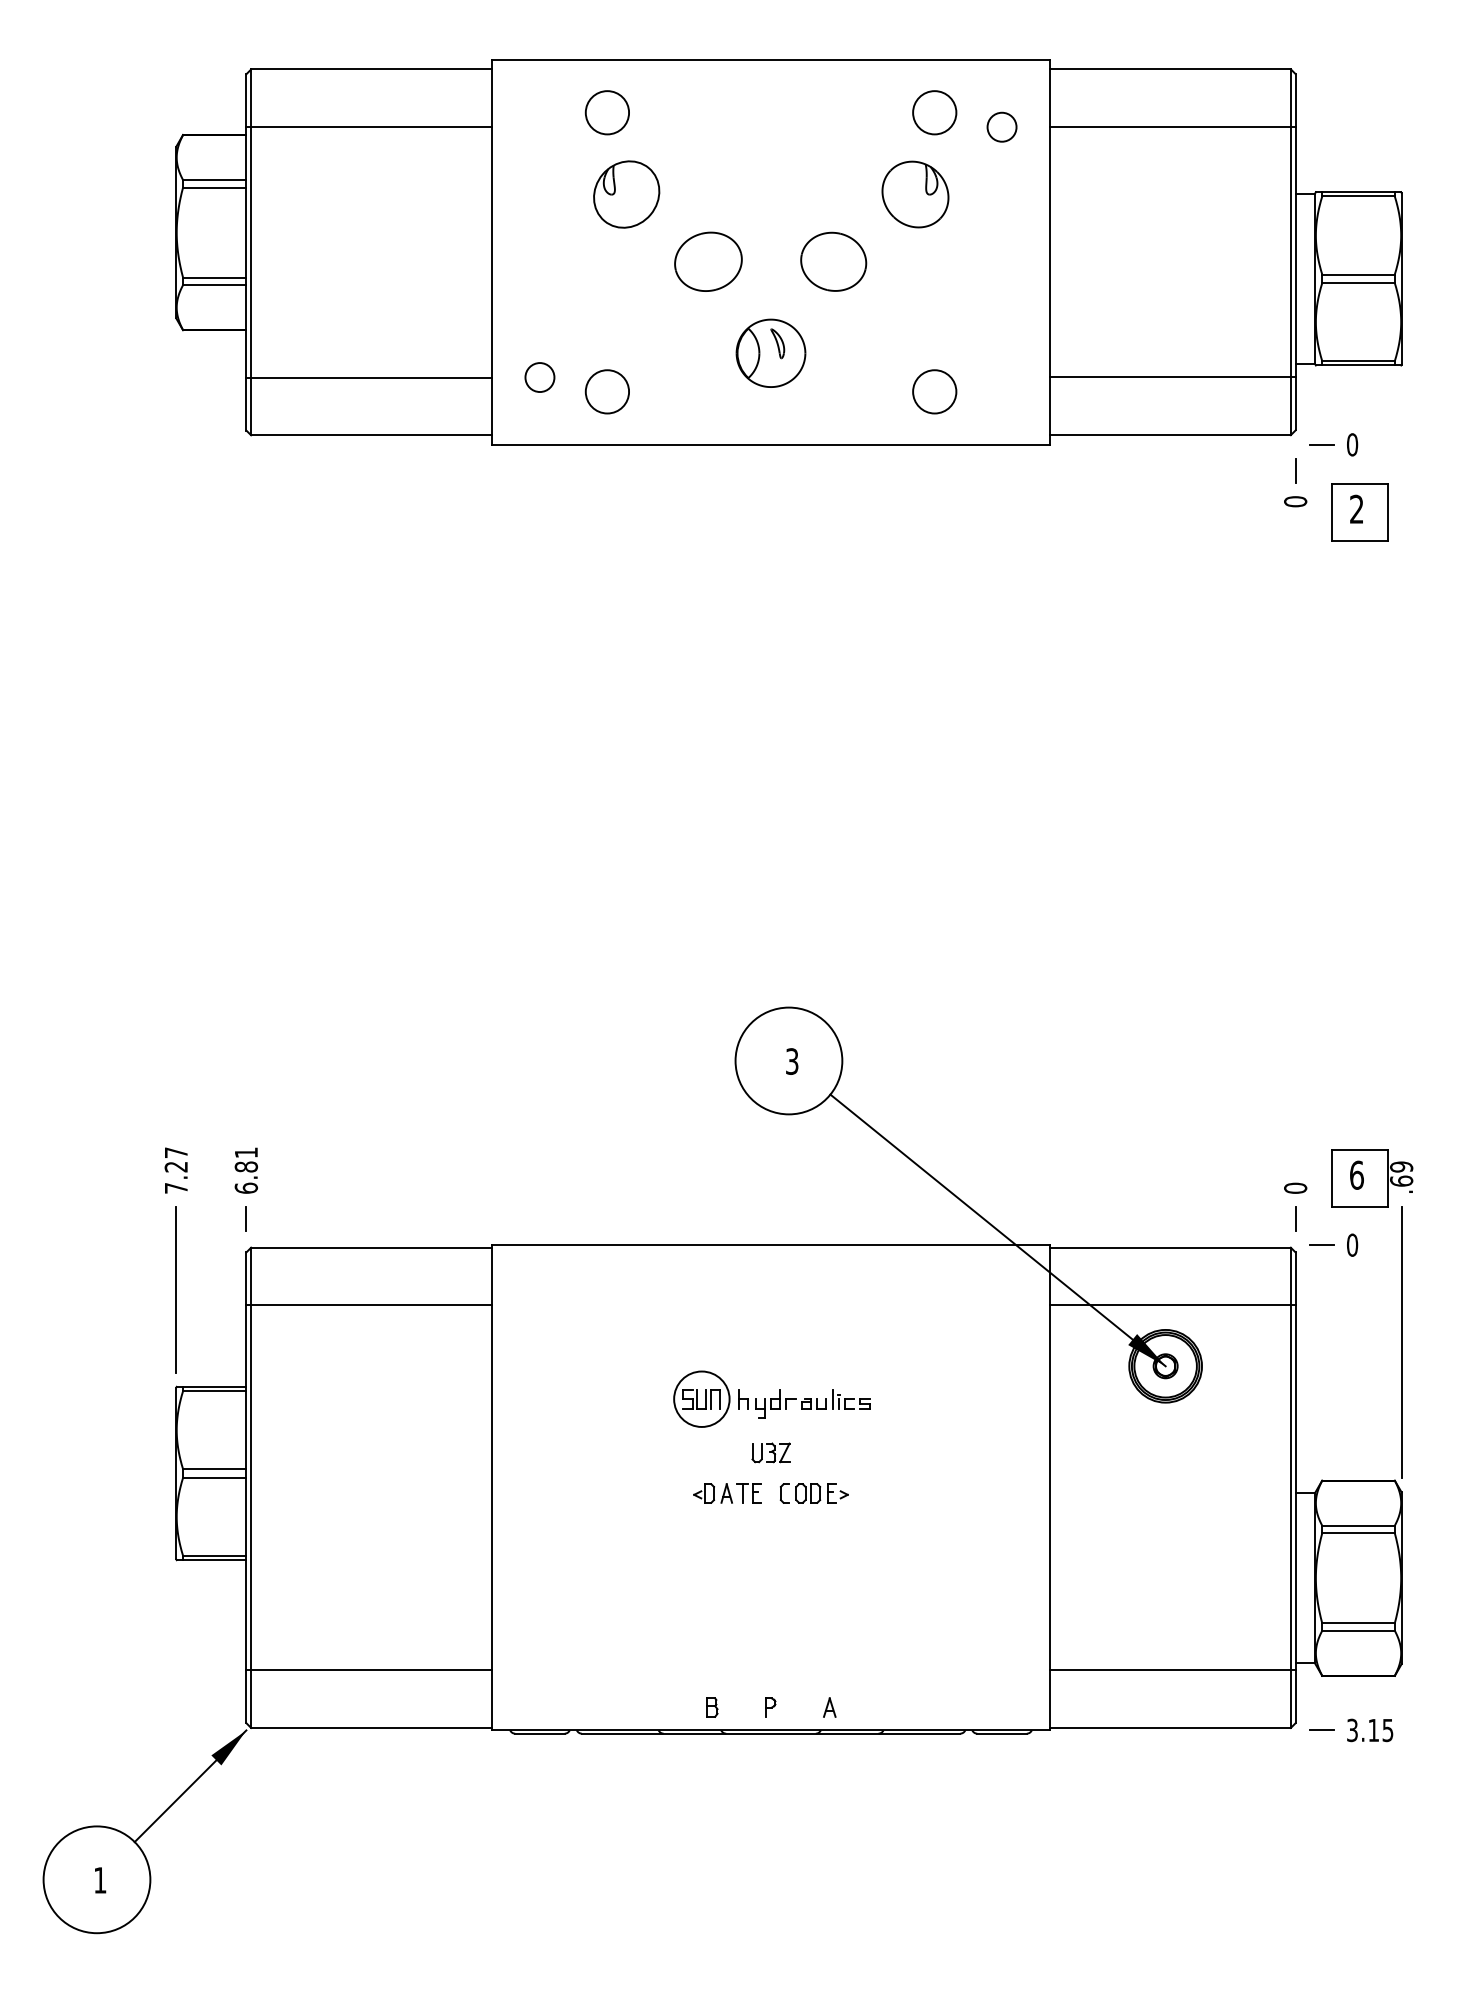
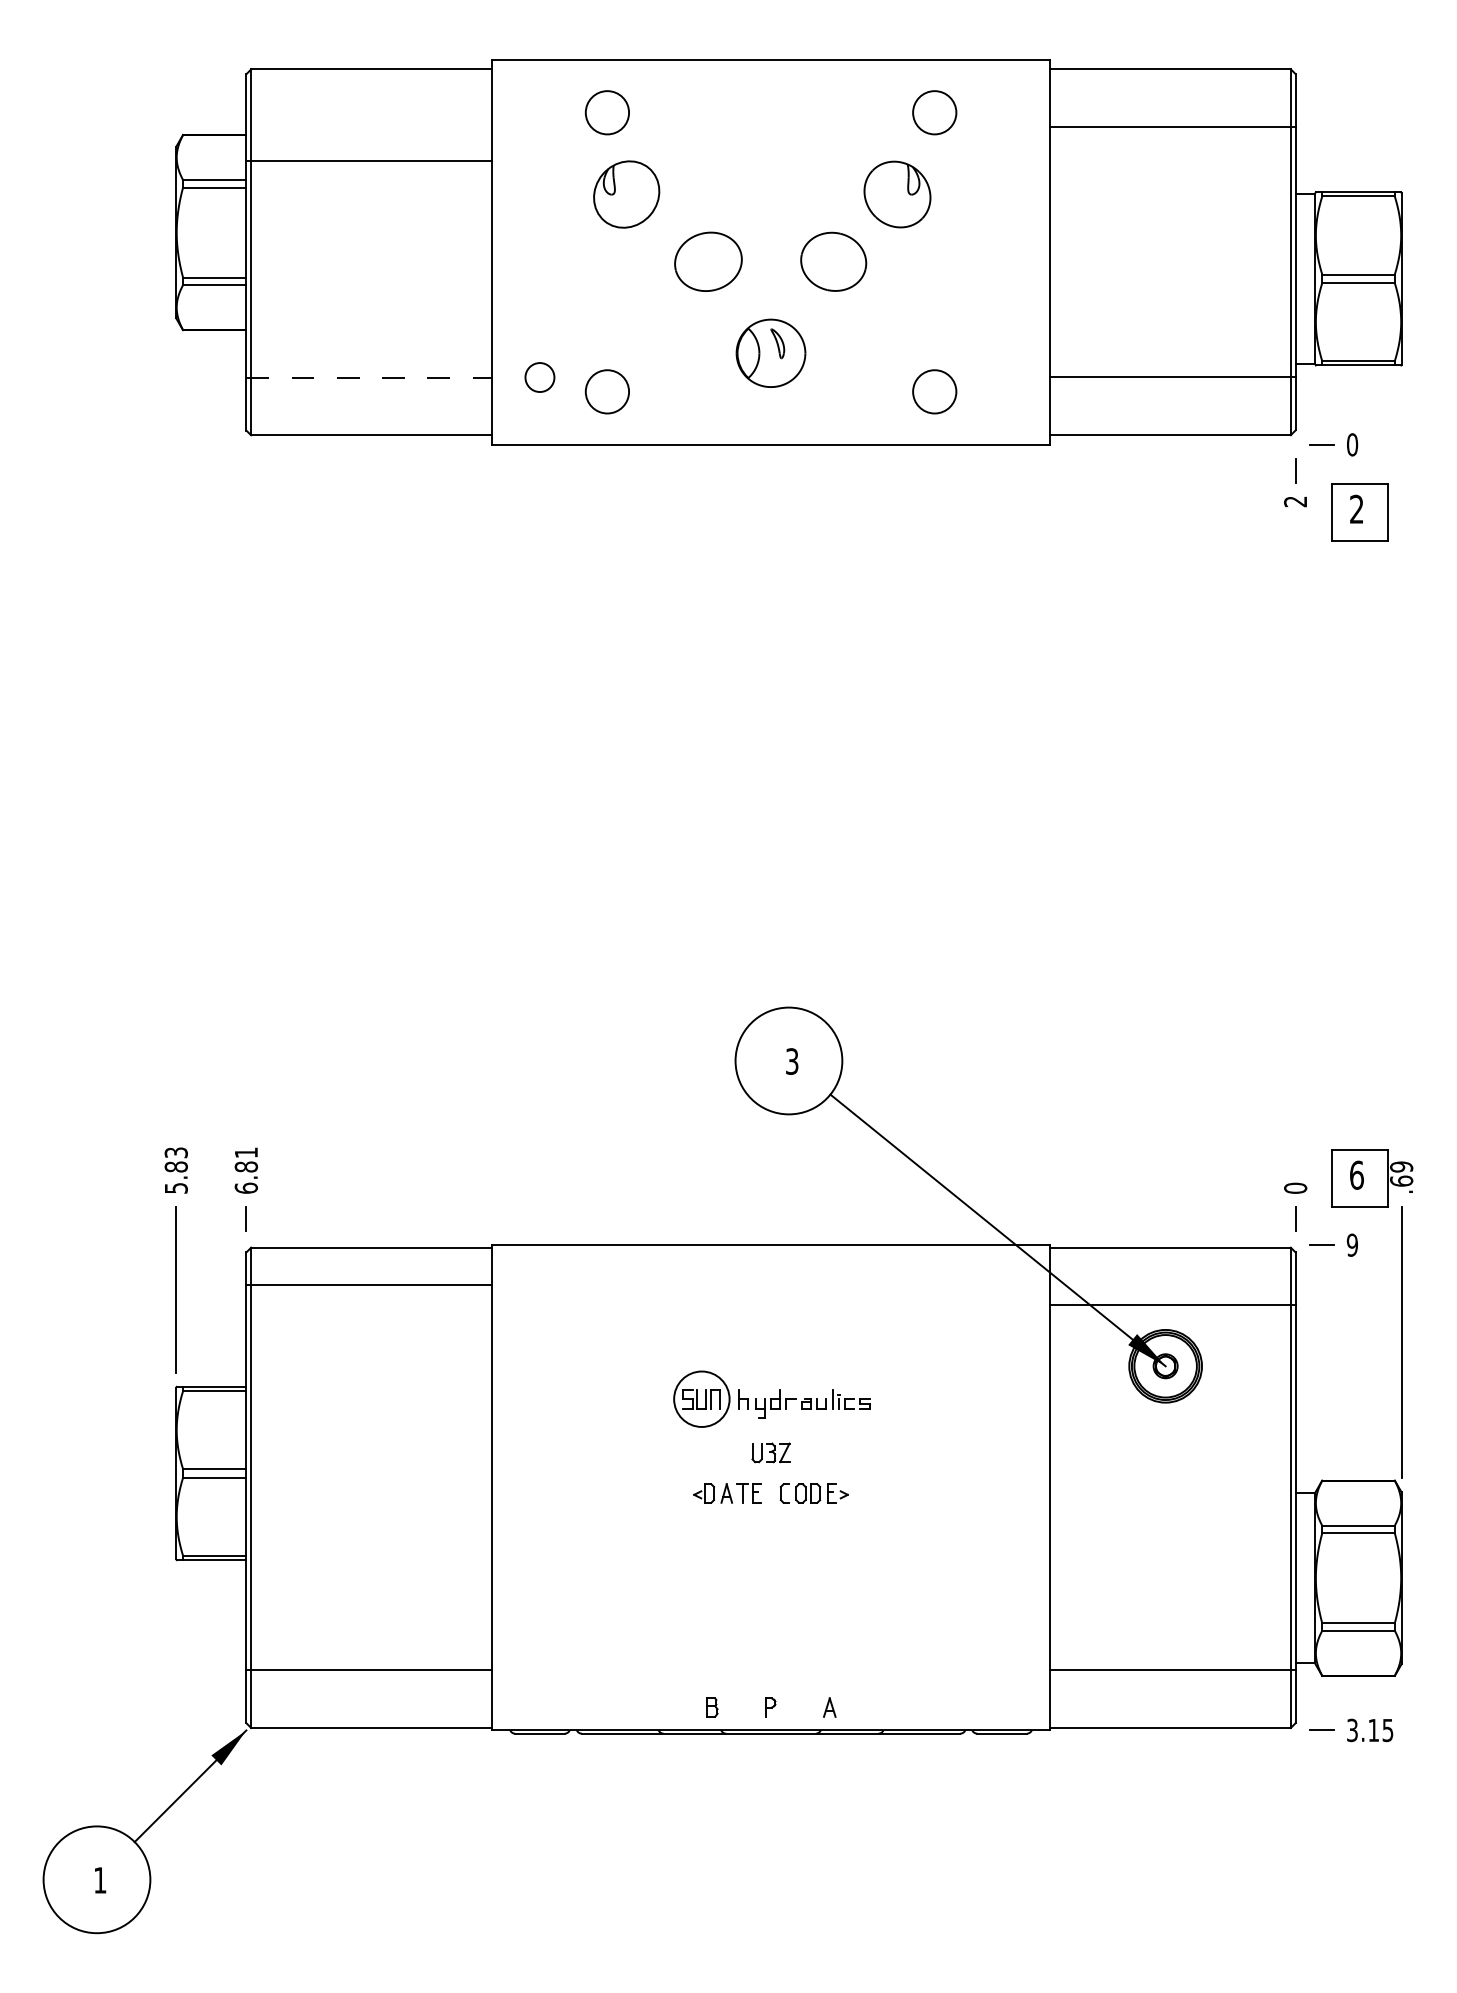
circle: present -> none (1001, 126)
line position: (368, 127) -> (368, 161) (368, 161)
part position: (915, 194) -> (897, 194) (897, 194)
line: solid -> dashed (369, 377)
text: 0 -> 2 (1295, 501)
text: 7.27 -> 5.83 (175, 1170)
text: 0 -> 9 (1352, 1245)
line position: (368, 1305) -> (368, 1285) (368, 1285)
